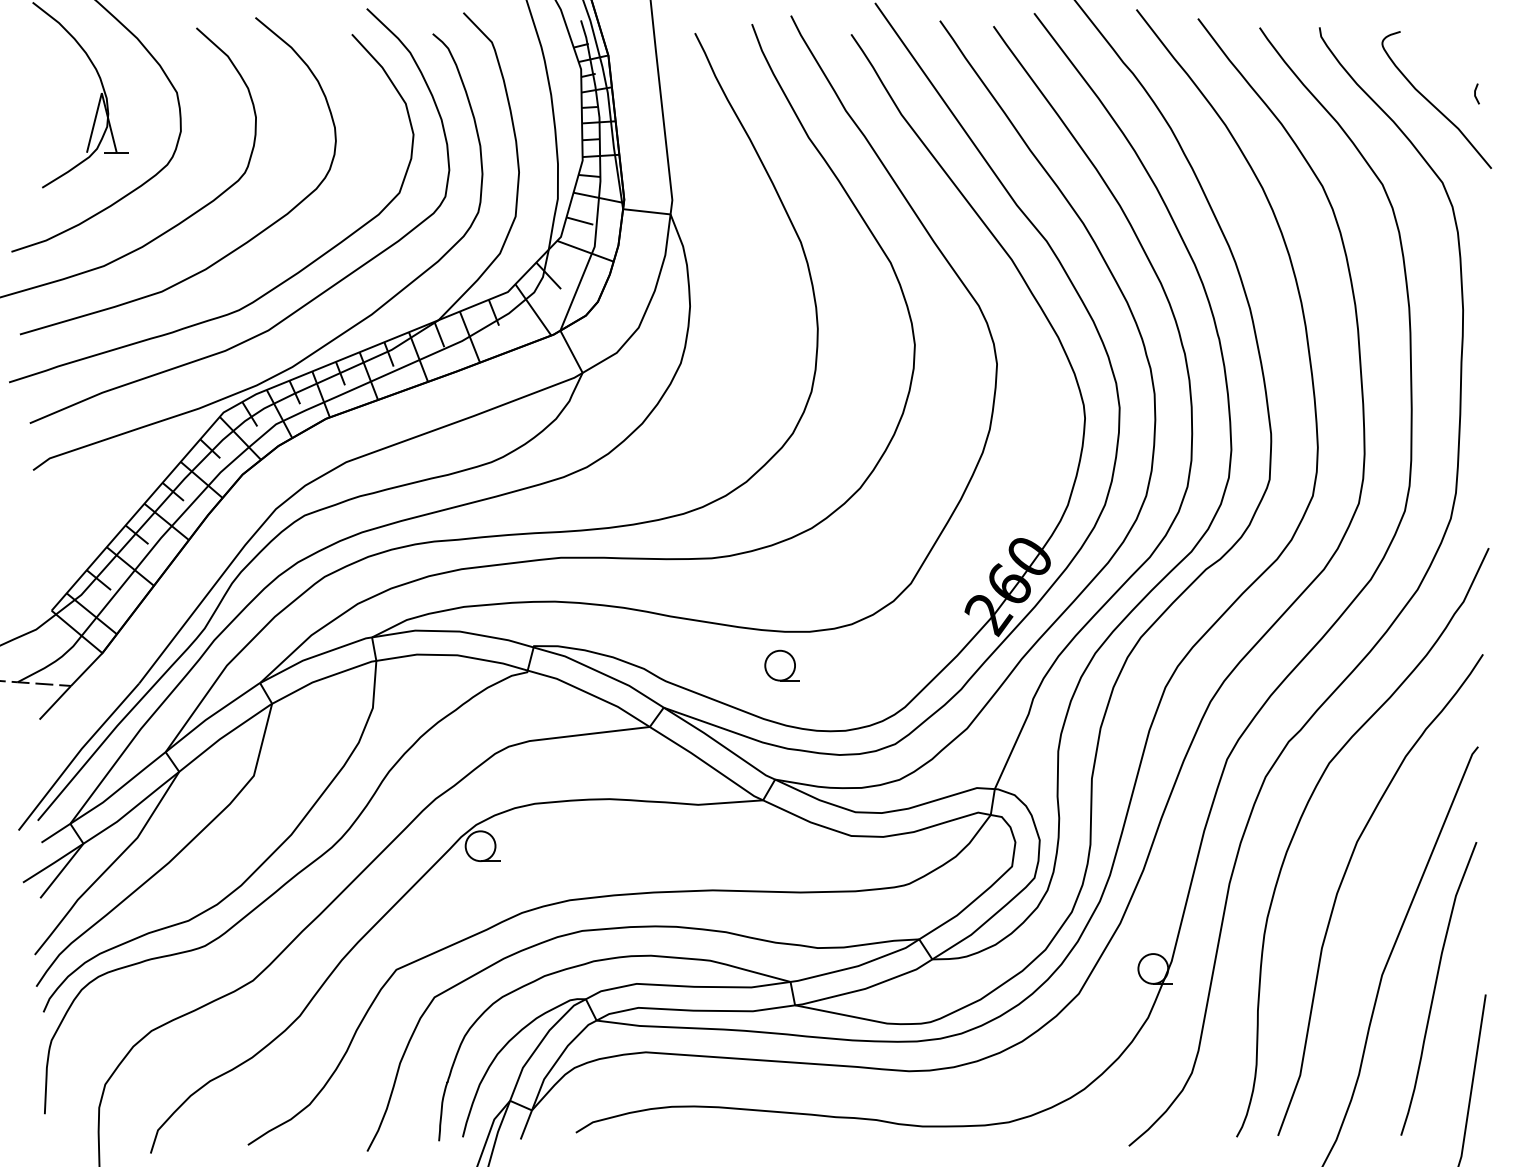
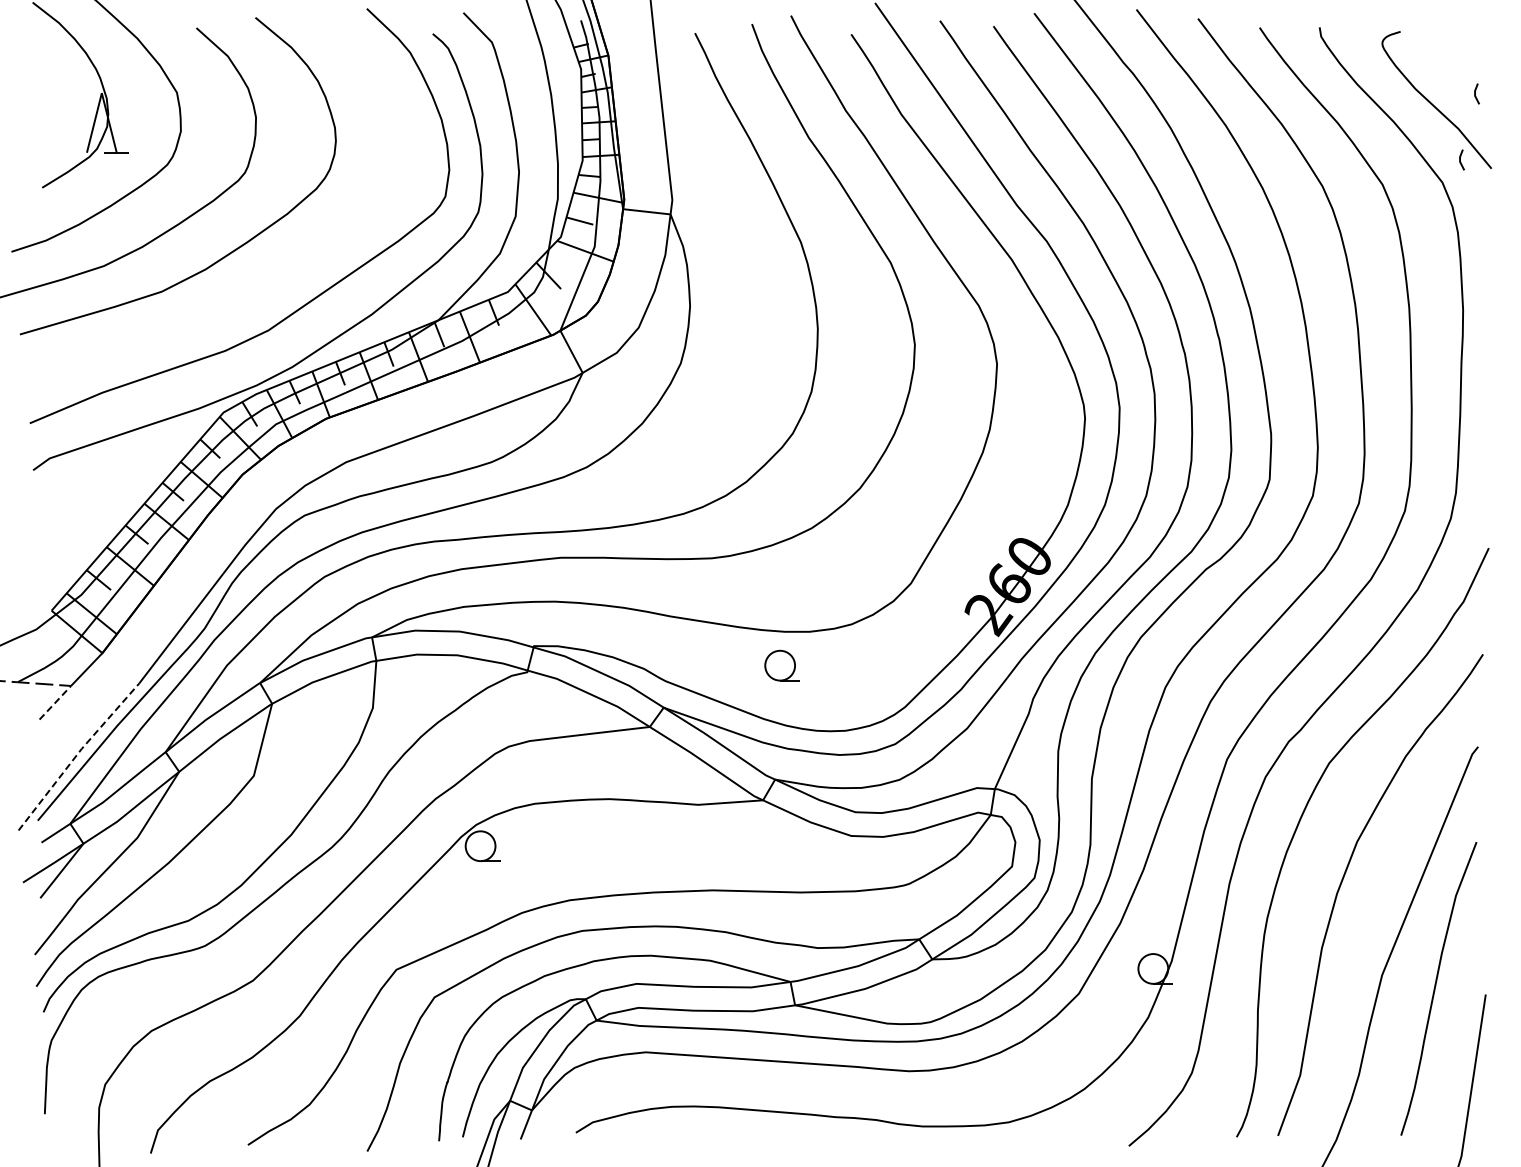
line: none -> present (1460, 159)
curve: present -> none (267, 291)
line: solid -> dashed (55, 702)
line: solid -> dashed (76, 755)
